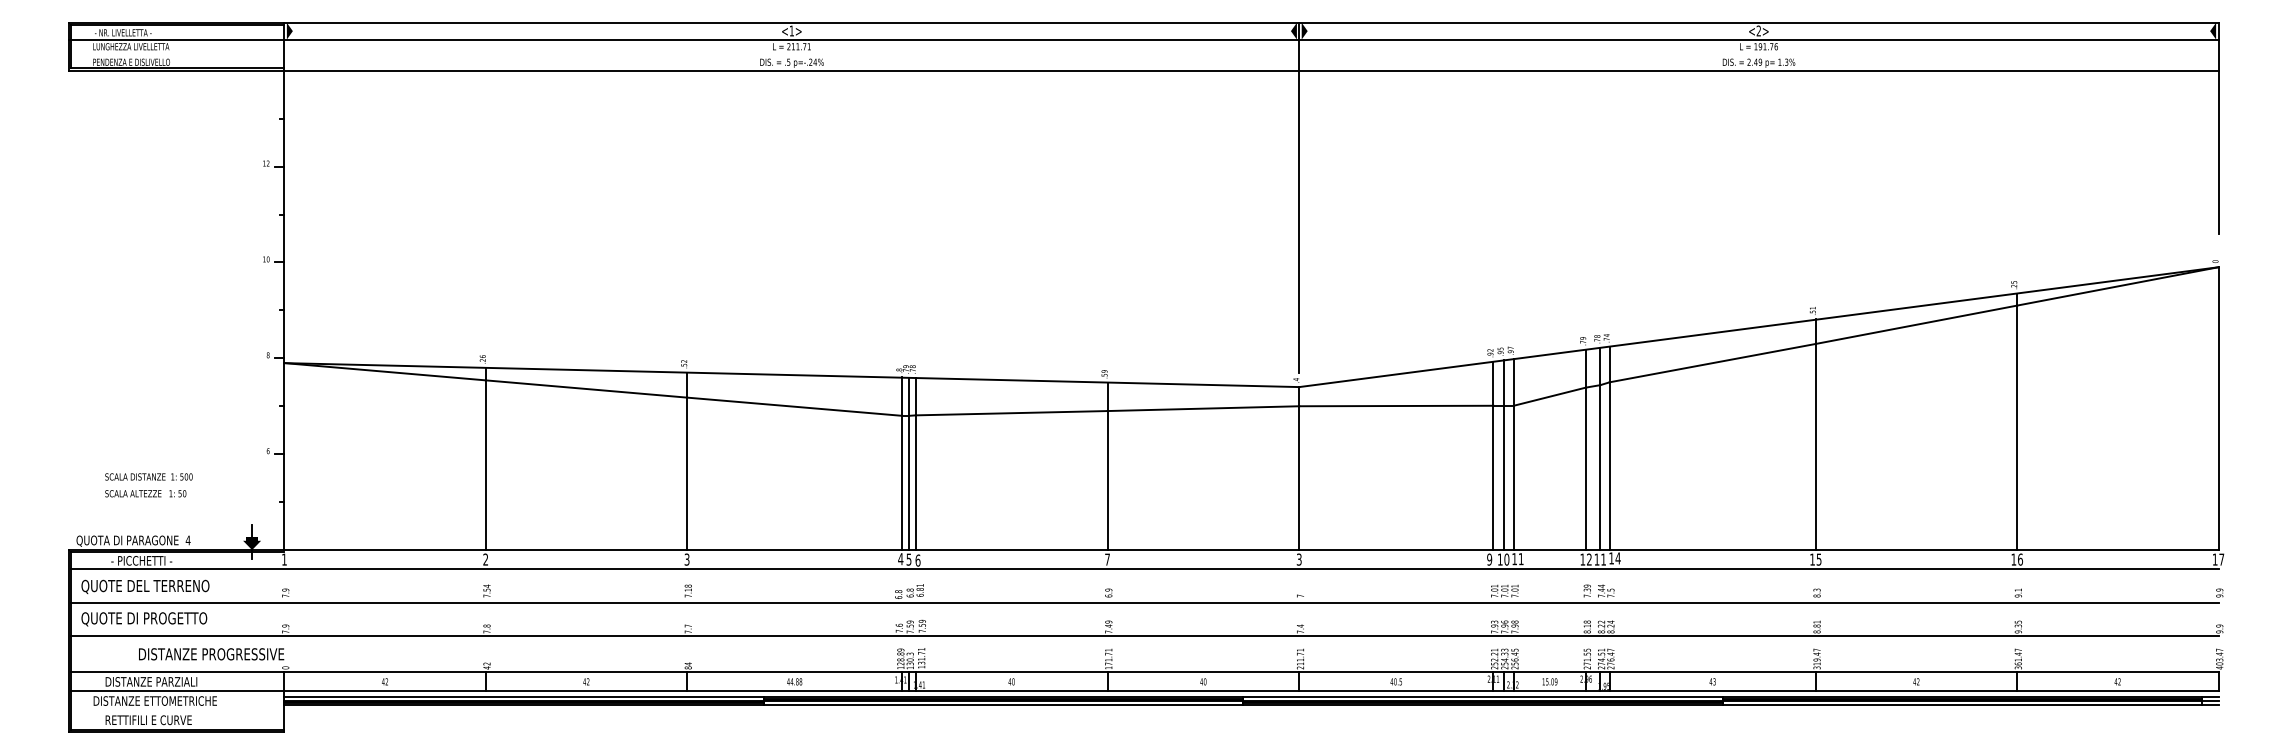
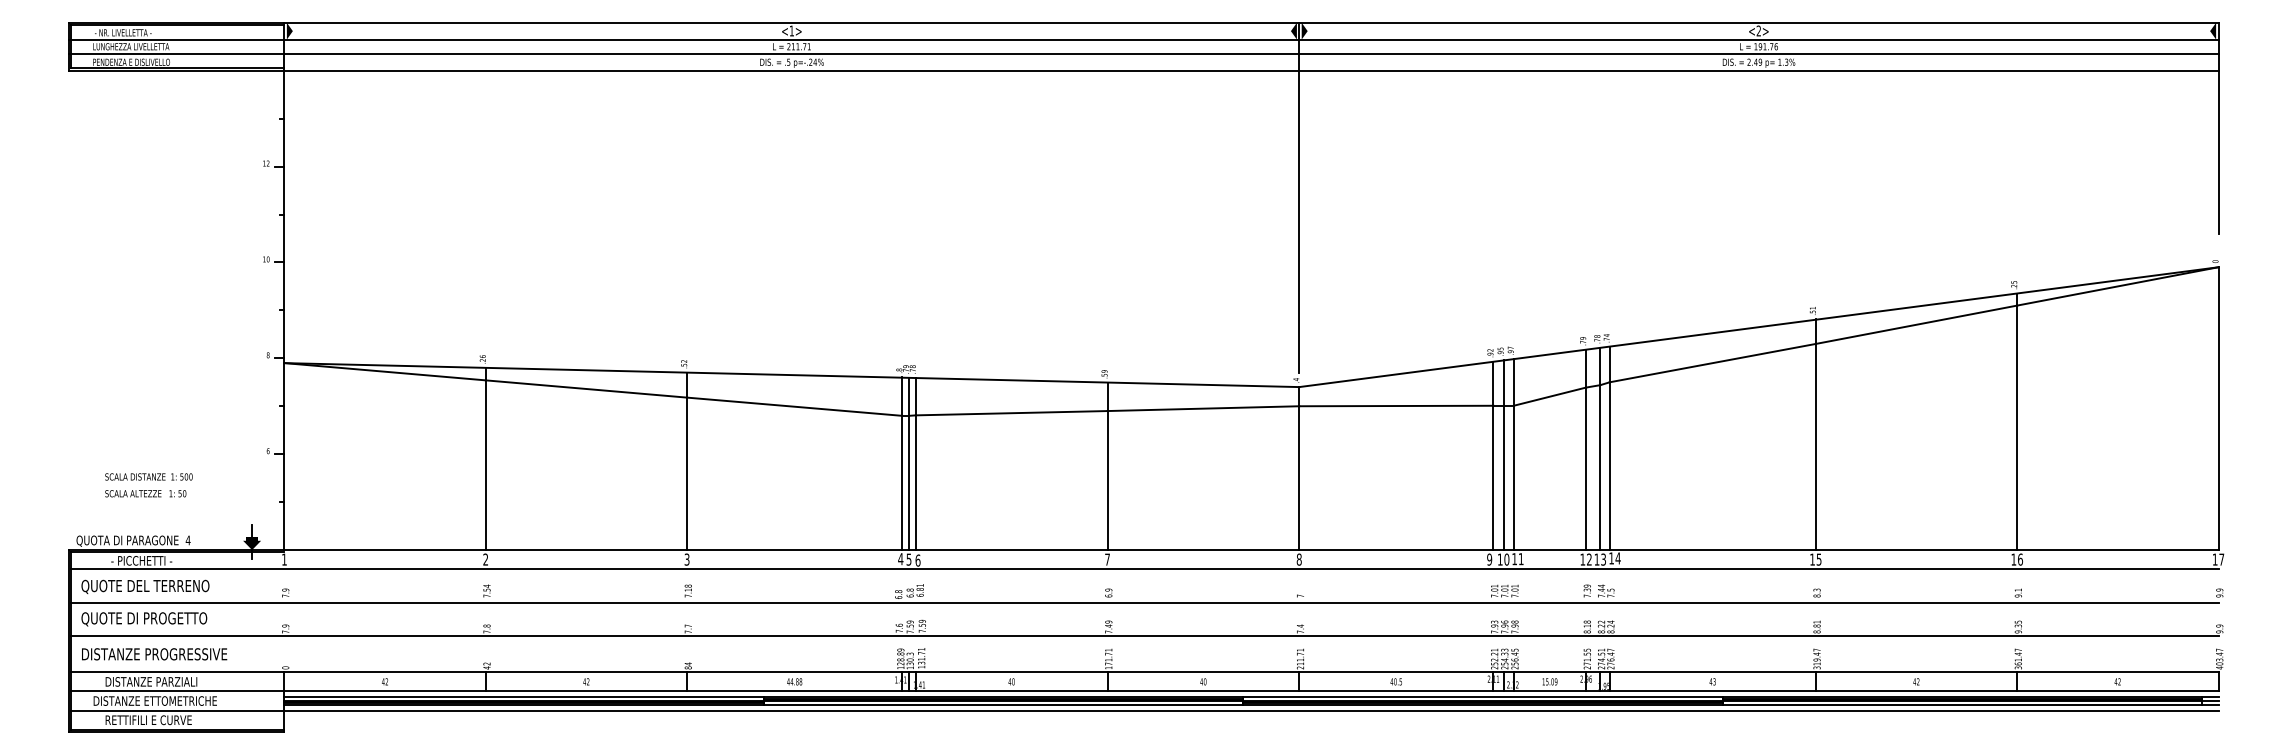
line: none -> present (1143, 53)
text: 3 -> 8 (1298, 559)
text: 11 -> 13 (1603, 559)
text position: (211, 654) -> (154, 654) (154, 654)
line: none -> present (1144, 710)
